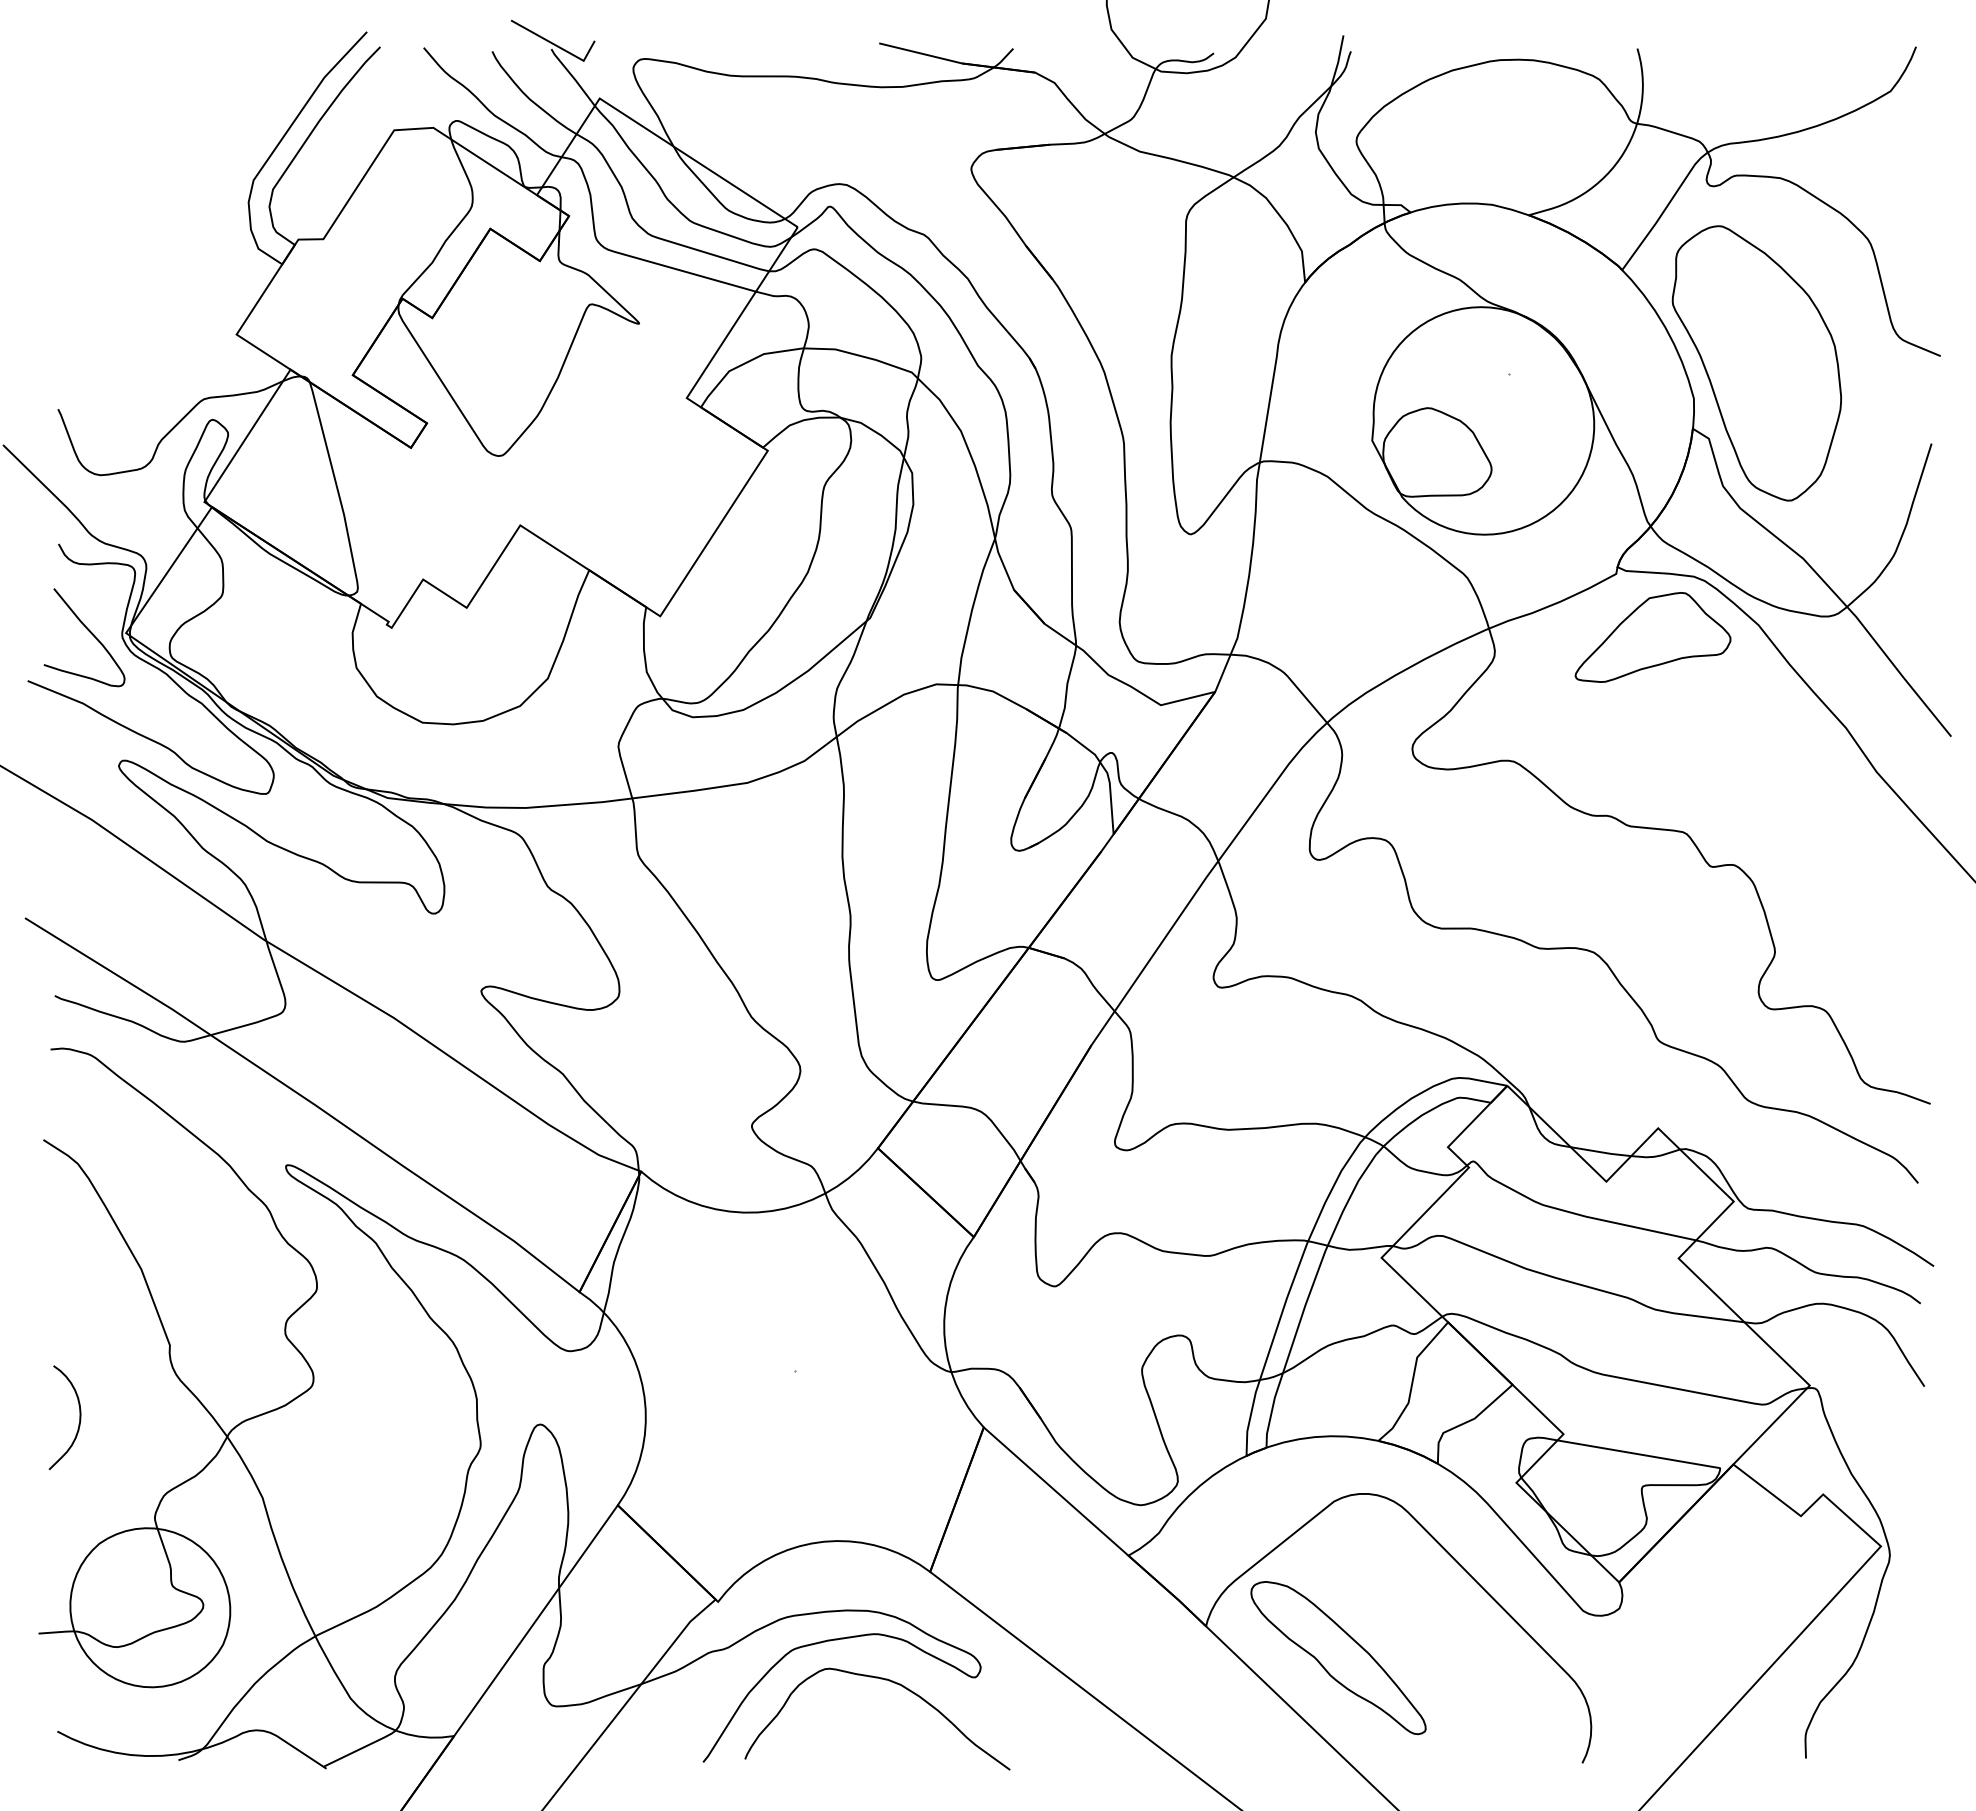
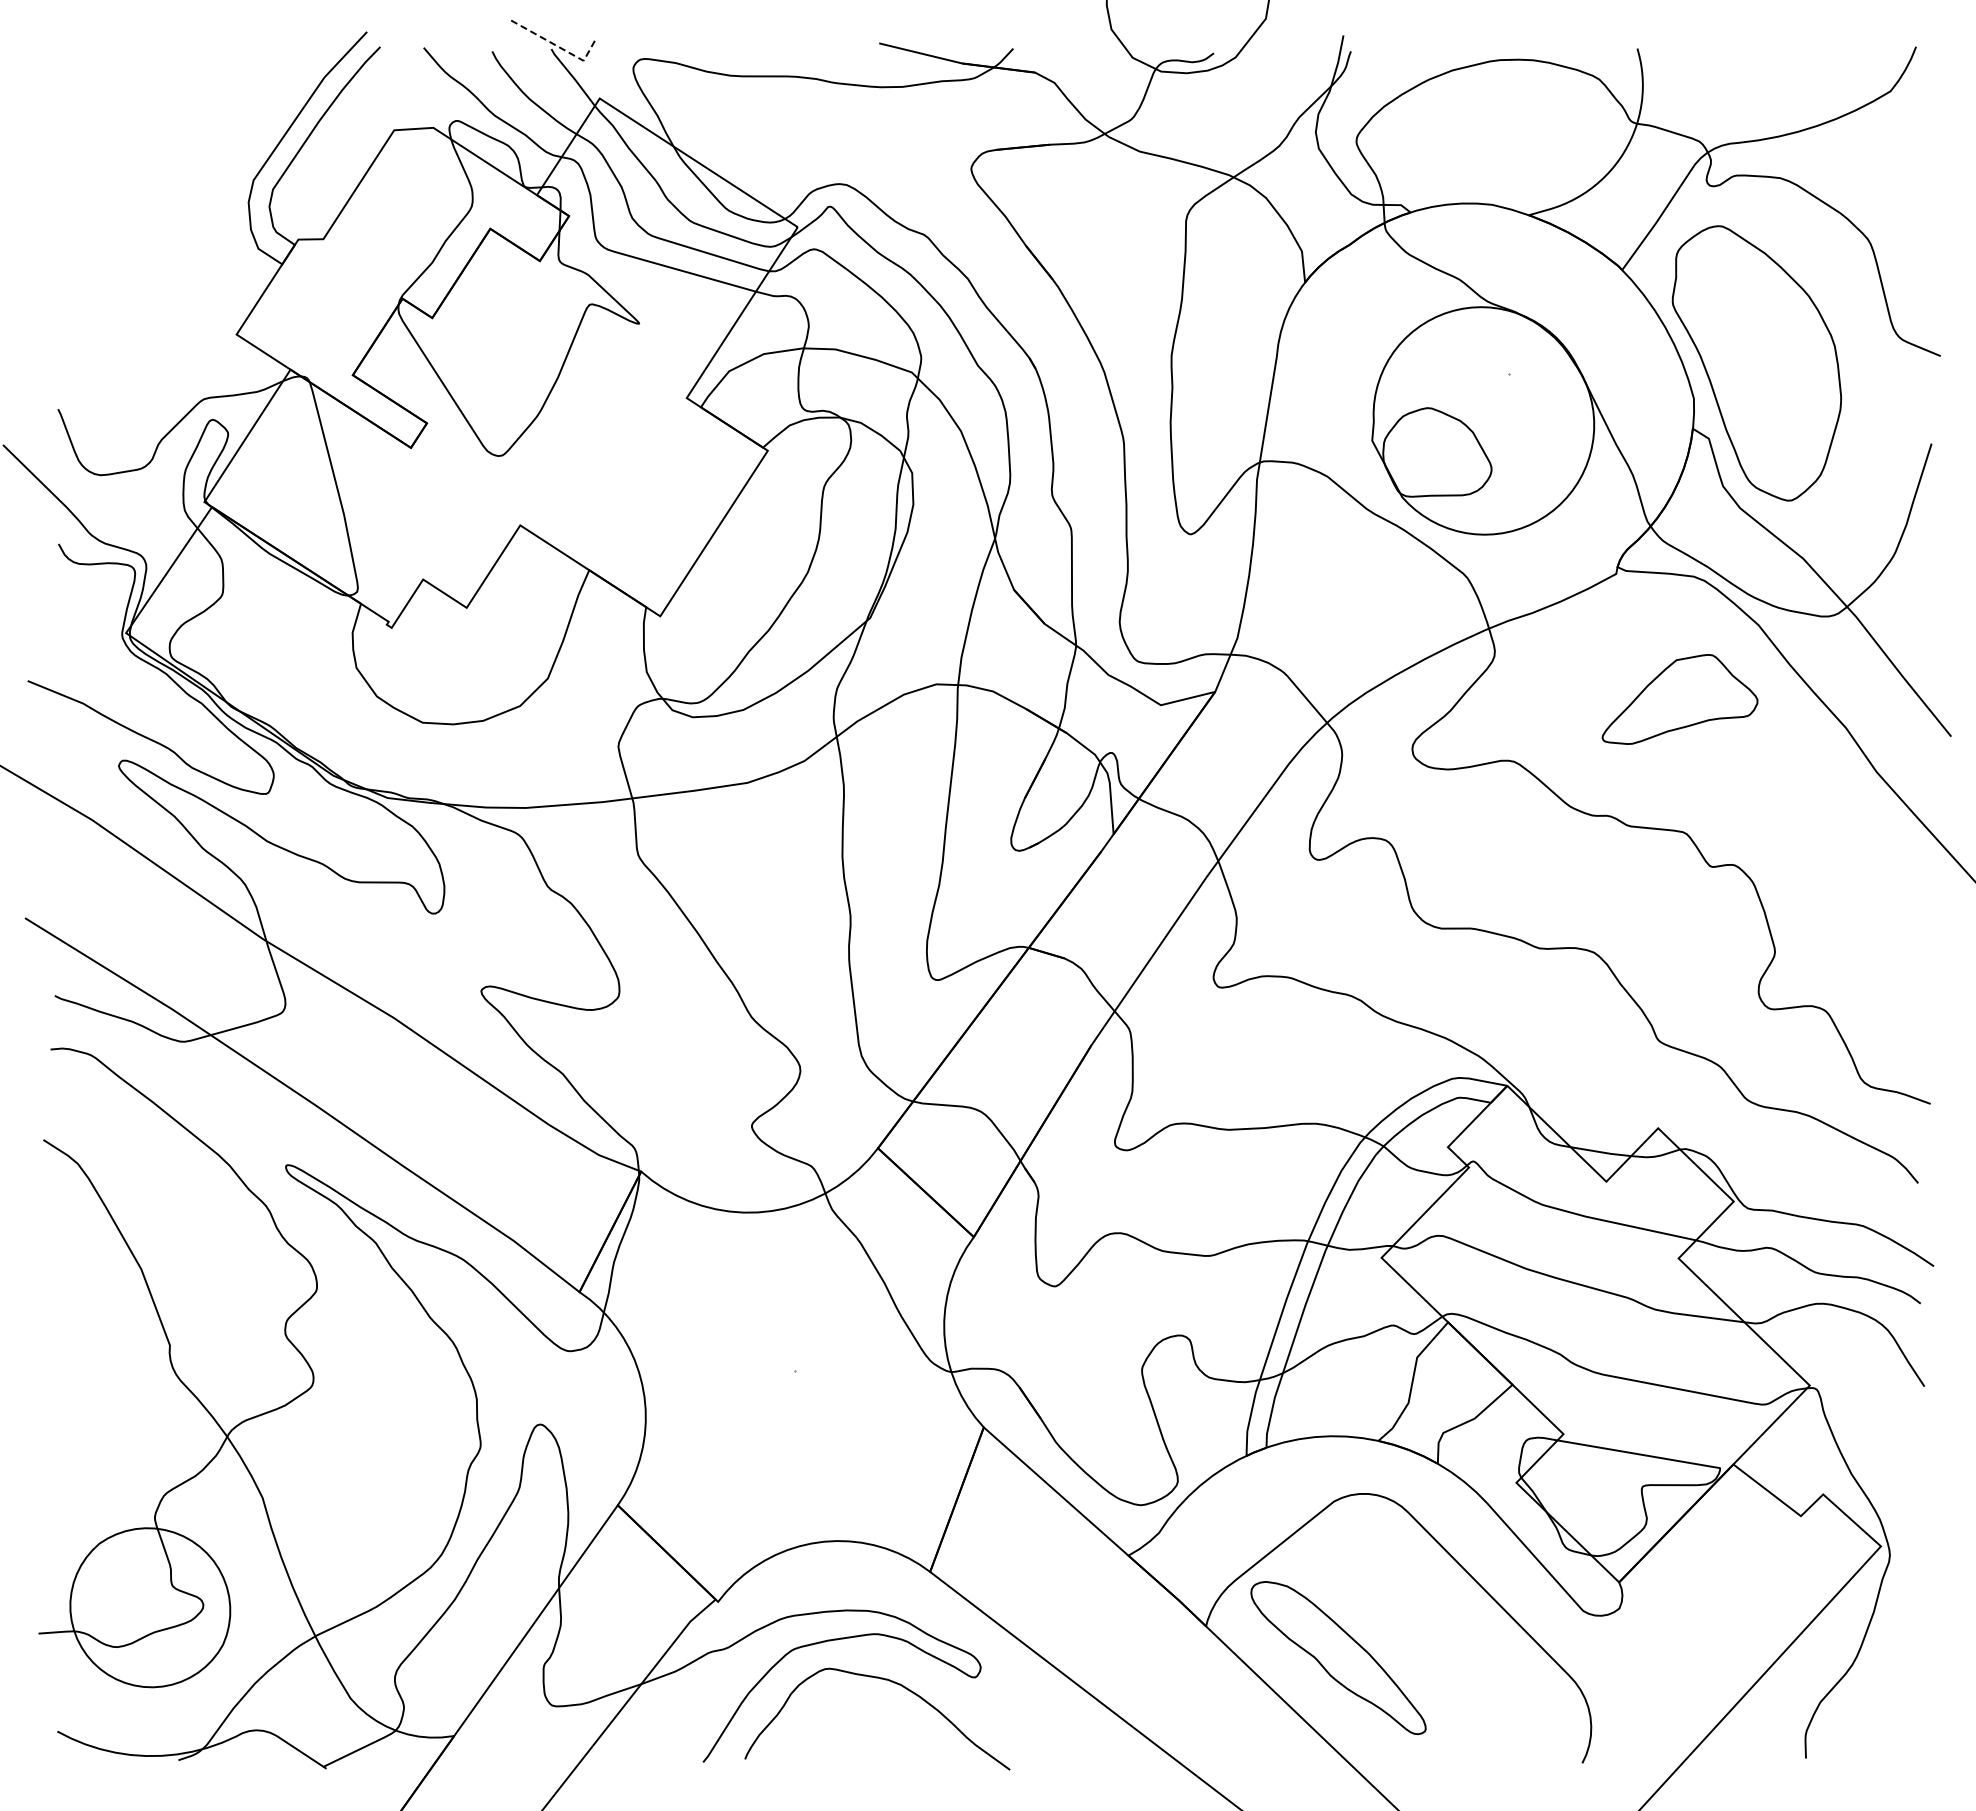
line: solid -> dashed (557, 46)
curve: present -> none (89, 632)
part position: (1652, 637) -> (1679, 699) (1679, 699)
curve: present -> none (79, 1417)
